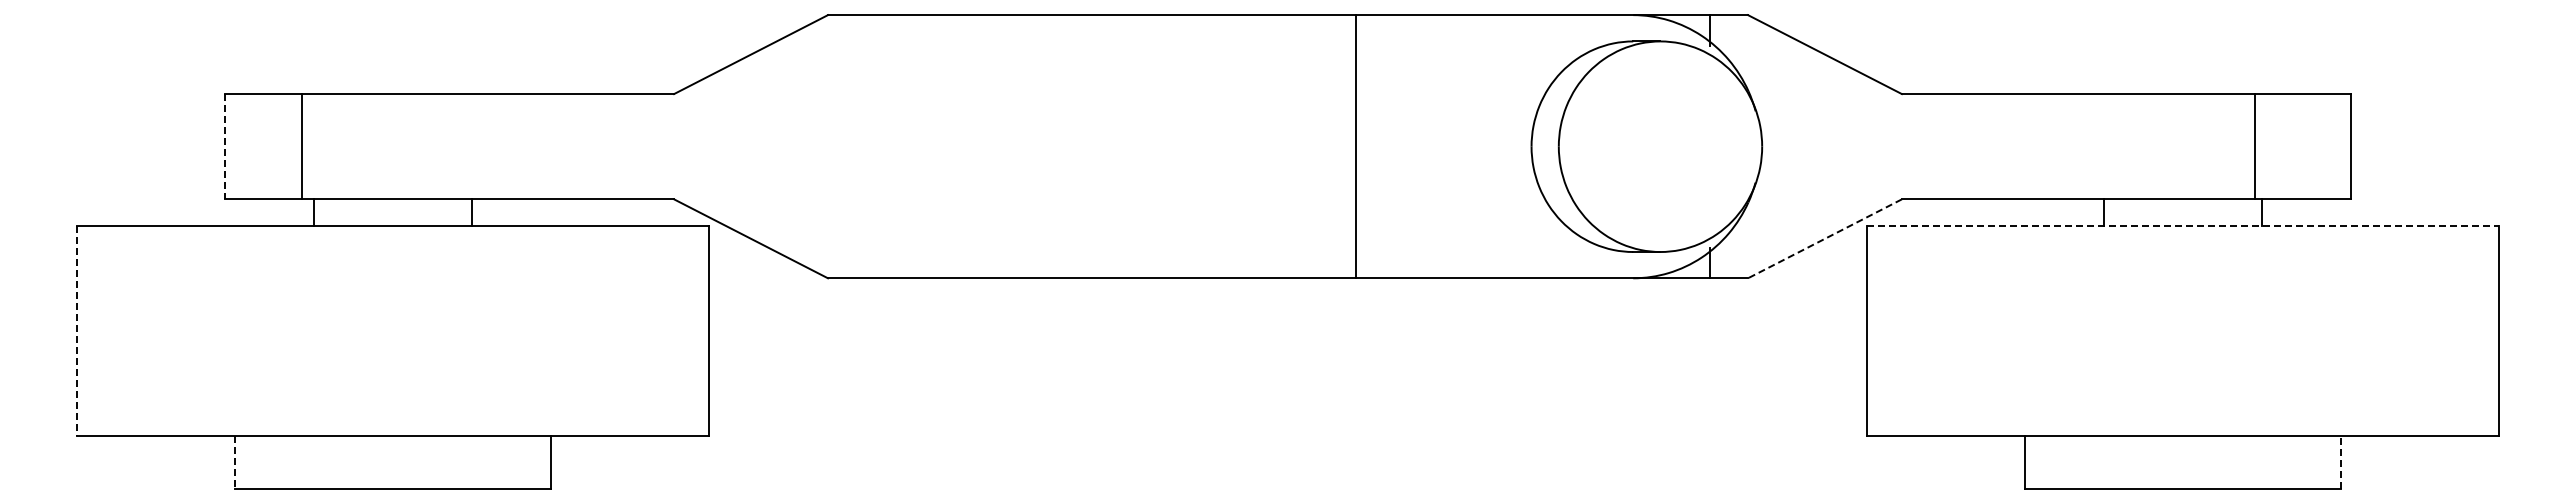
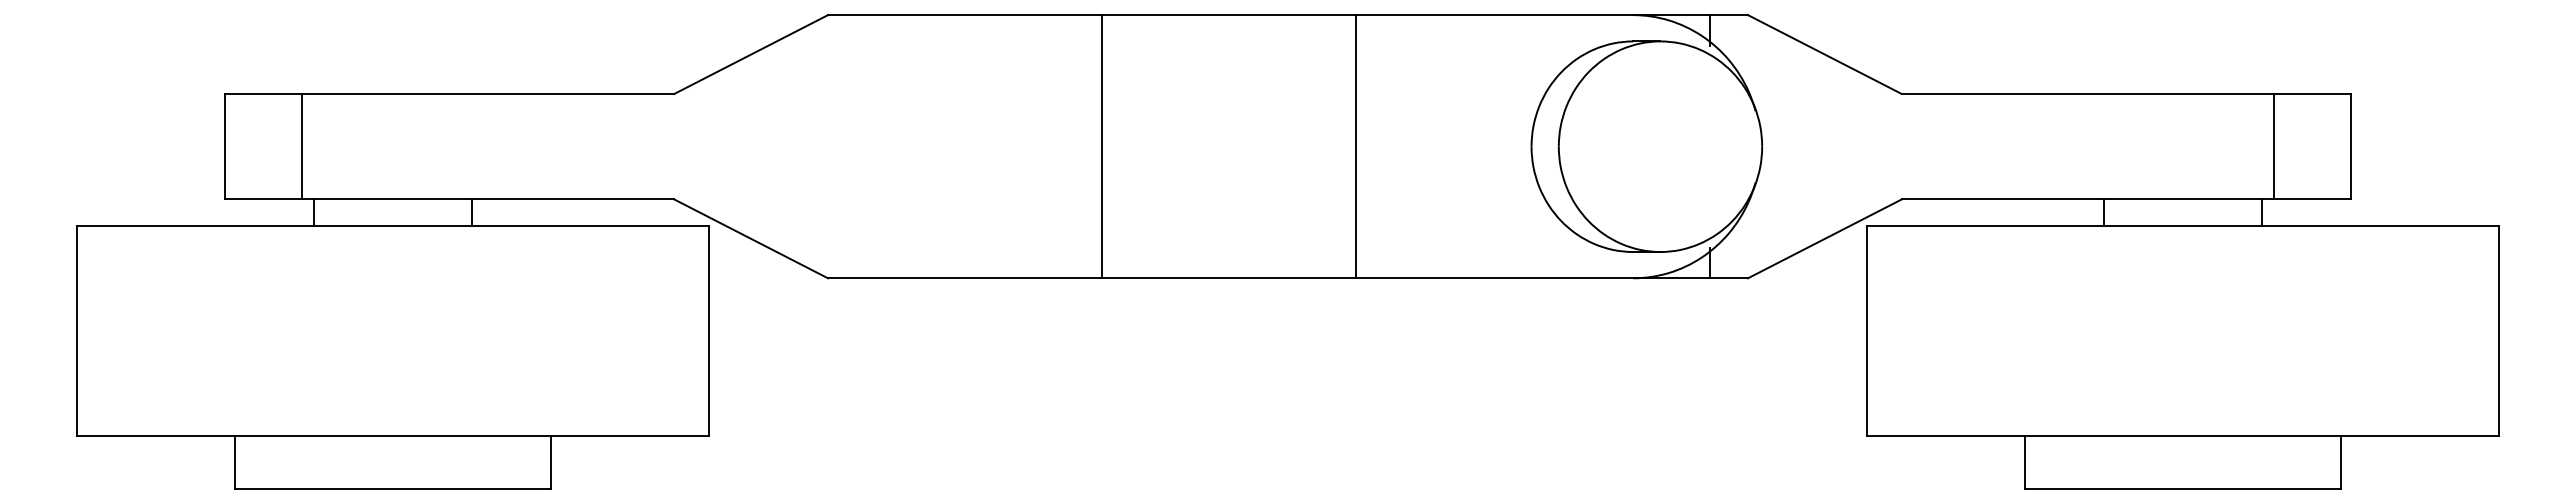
line: dashed -> solid (225, 146)
line: none -> present (1101, 146)
line position: (2254, 146) -> (2273, 146) (2273, 146)
line: dashed -> solid (2182, 225)
line: dashed -> solid (1824, 239)
line: dashed -> solid (77, 331)
line: dashed -> solid (2340, 462)
line: dashed -> solid (235, 463)
